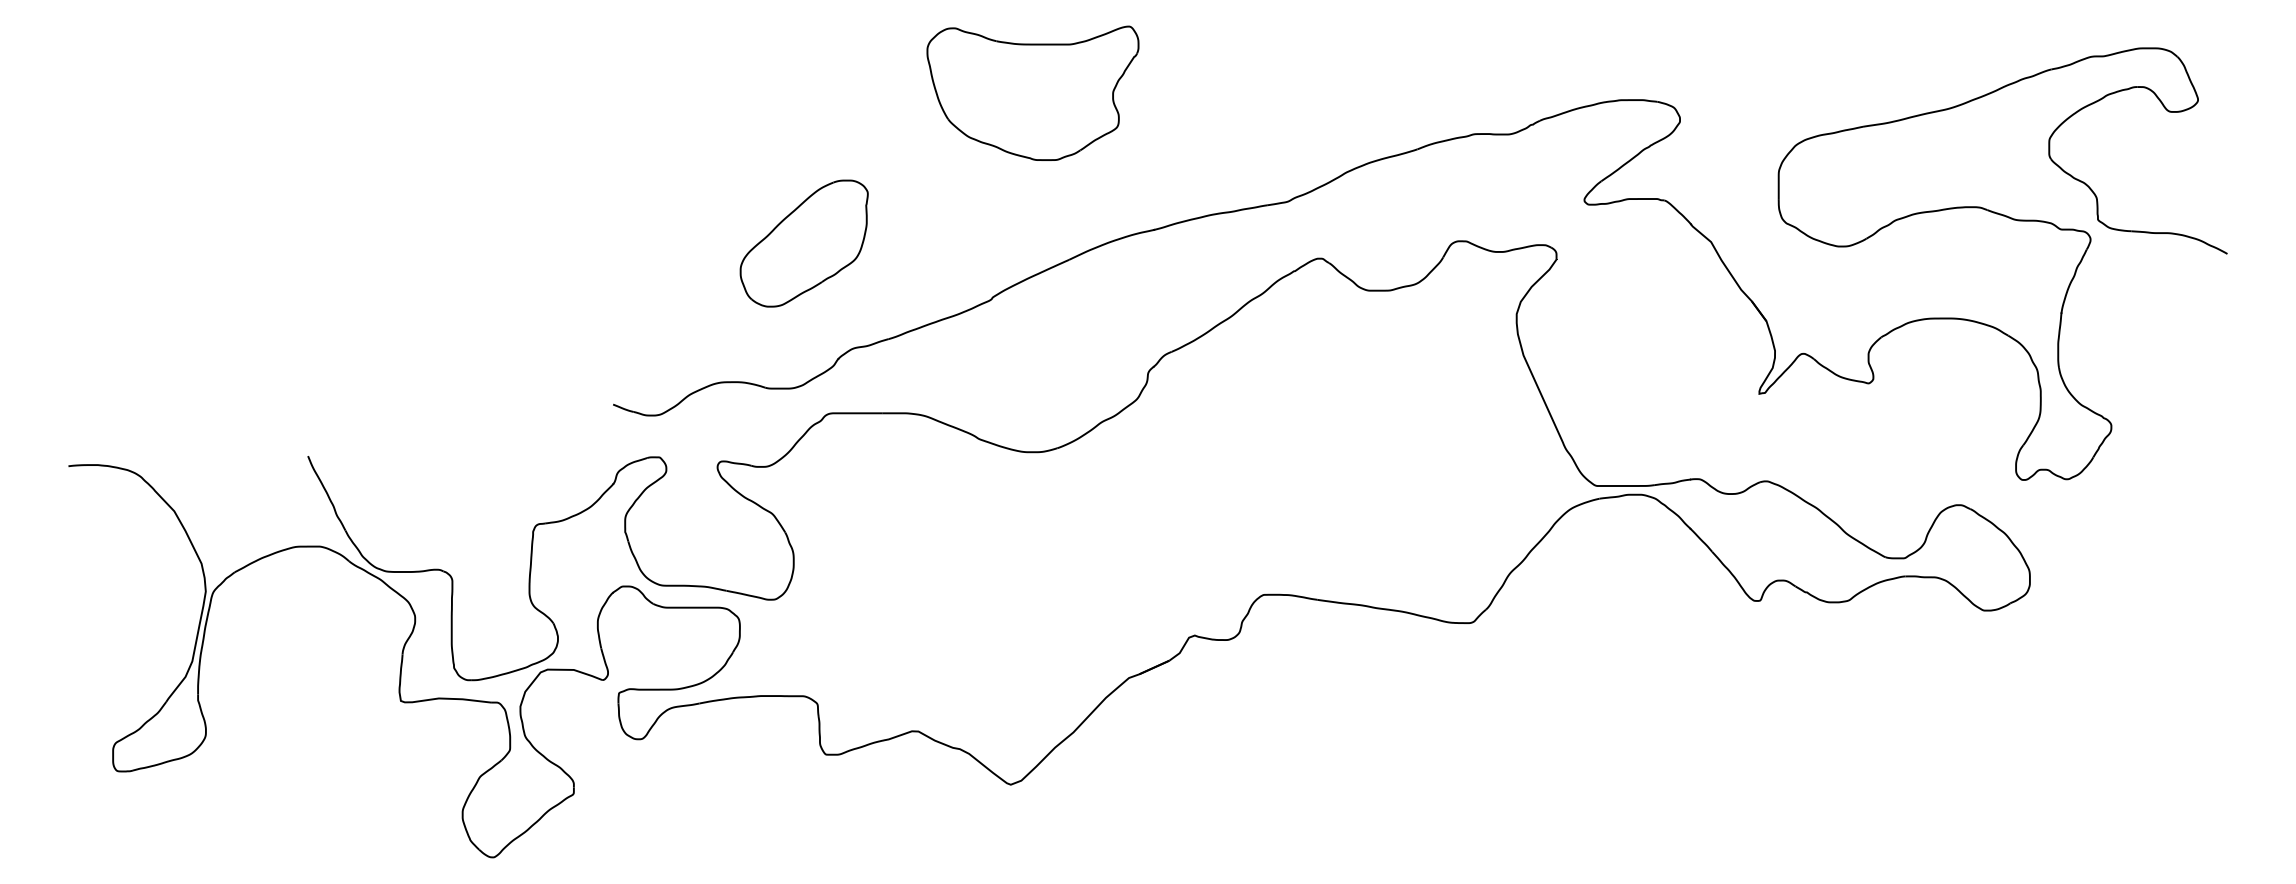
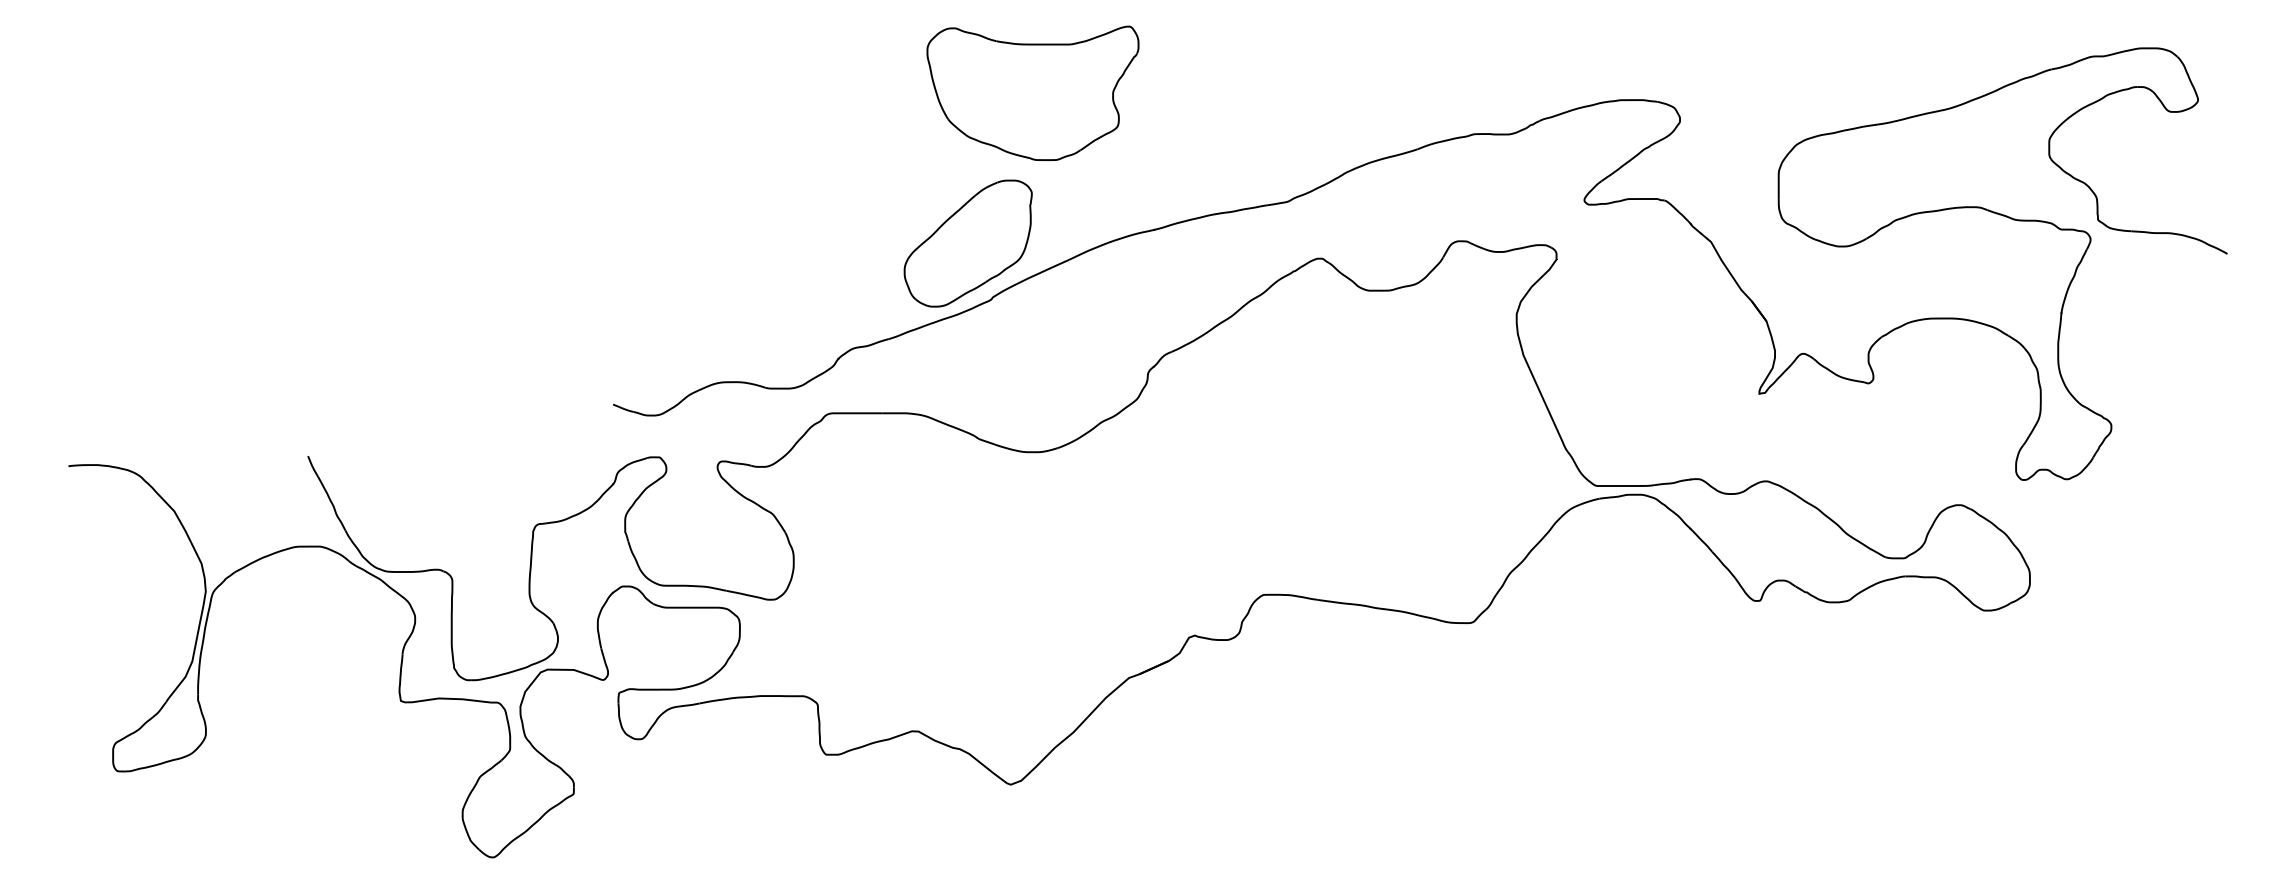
part position: (803, 243) -> (967, 243) (967, 243)
